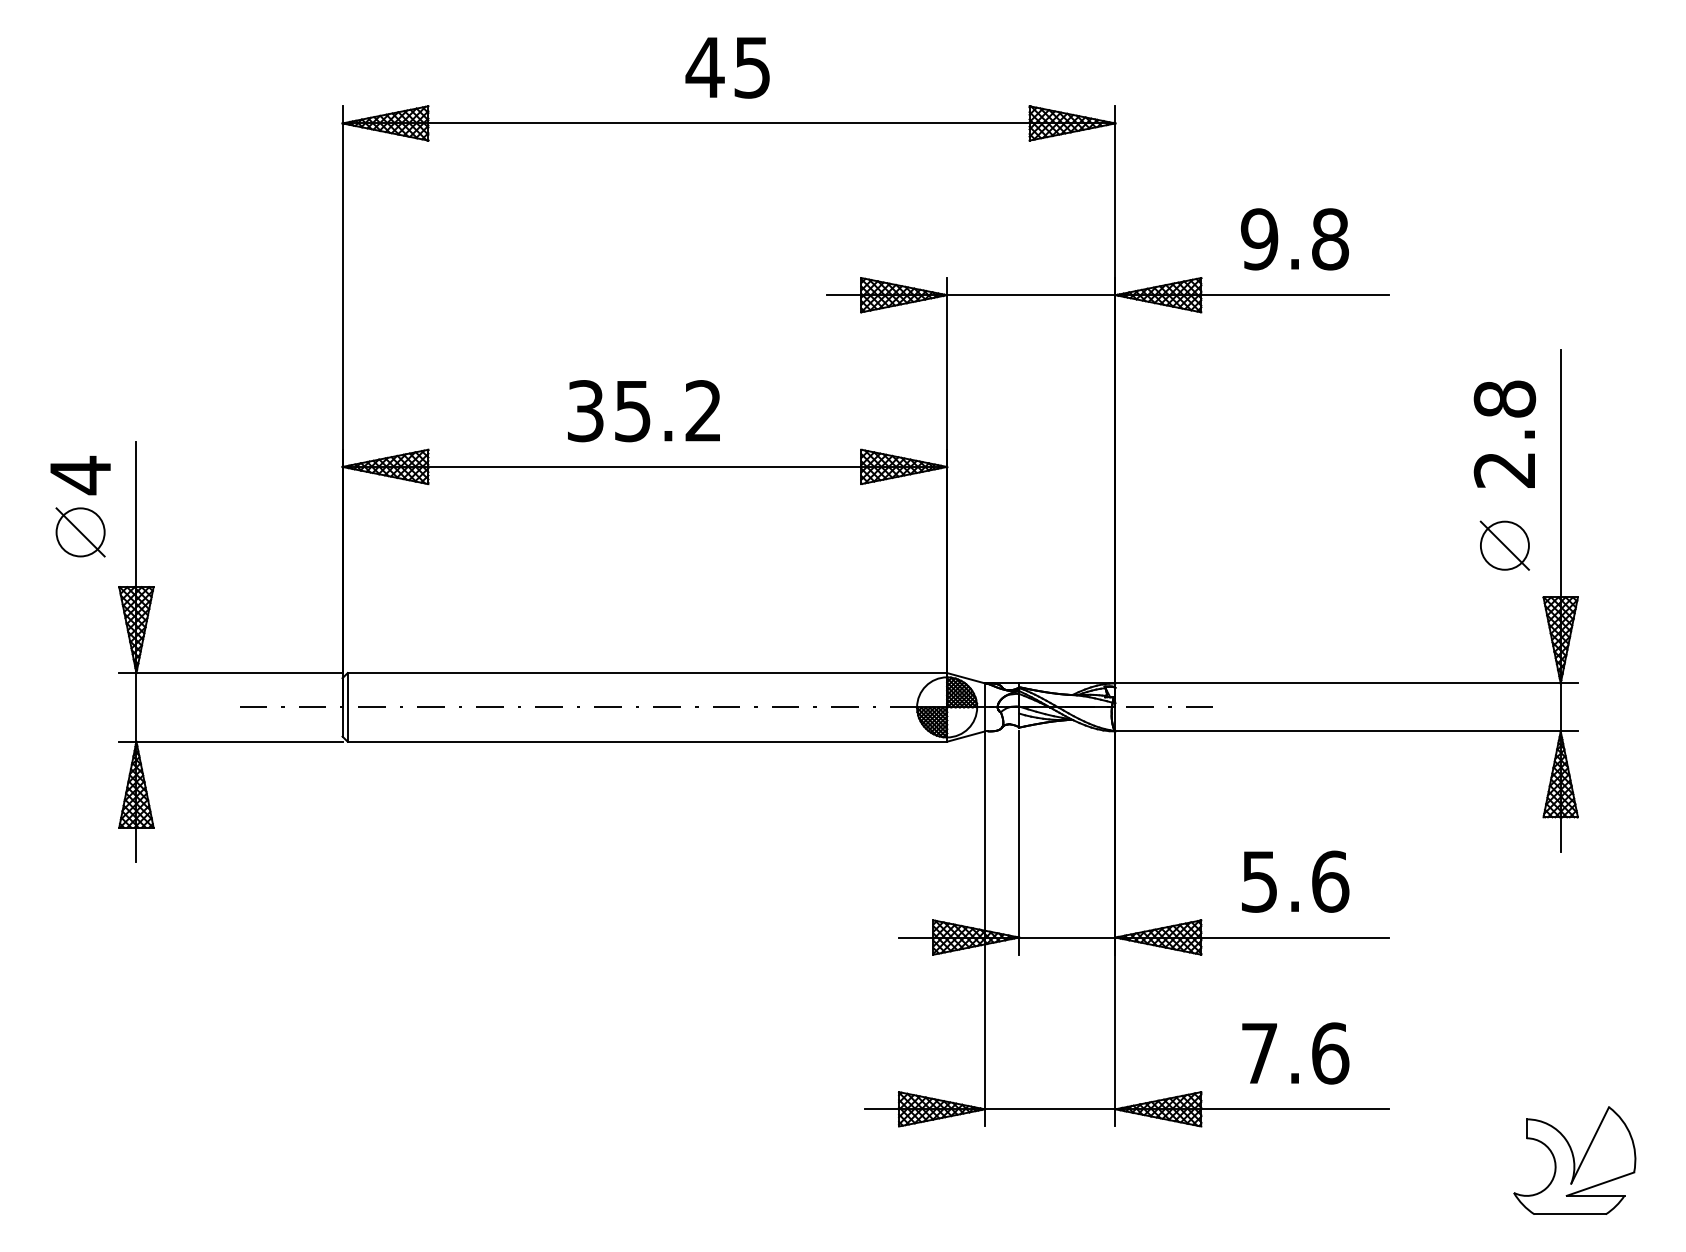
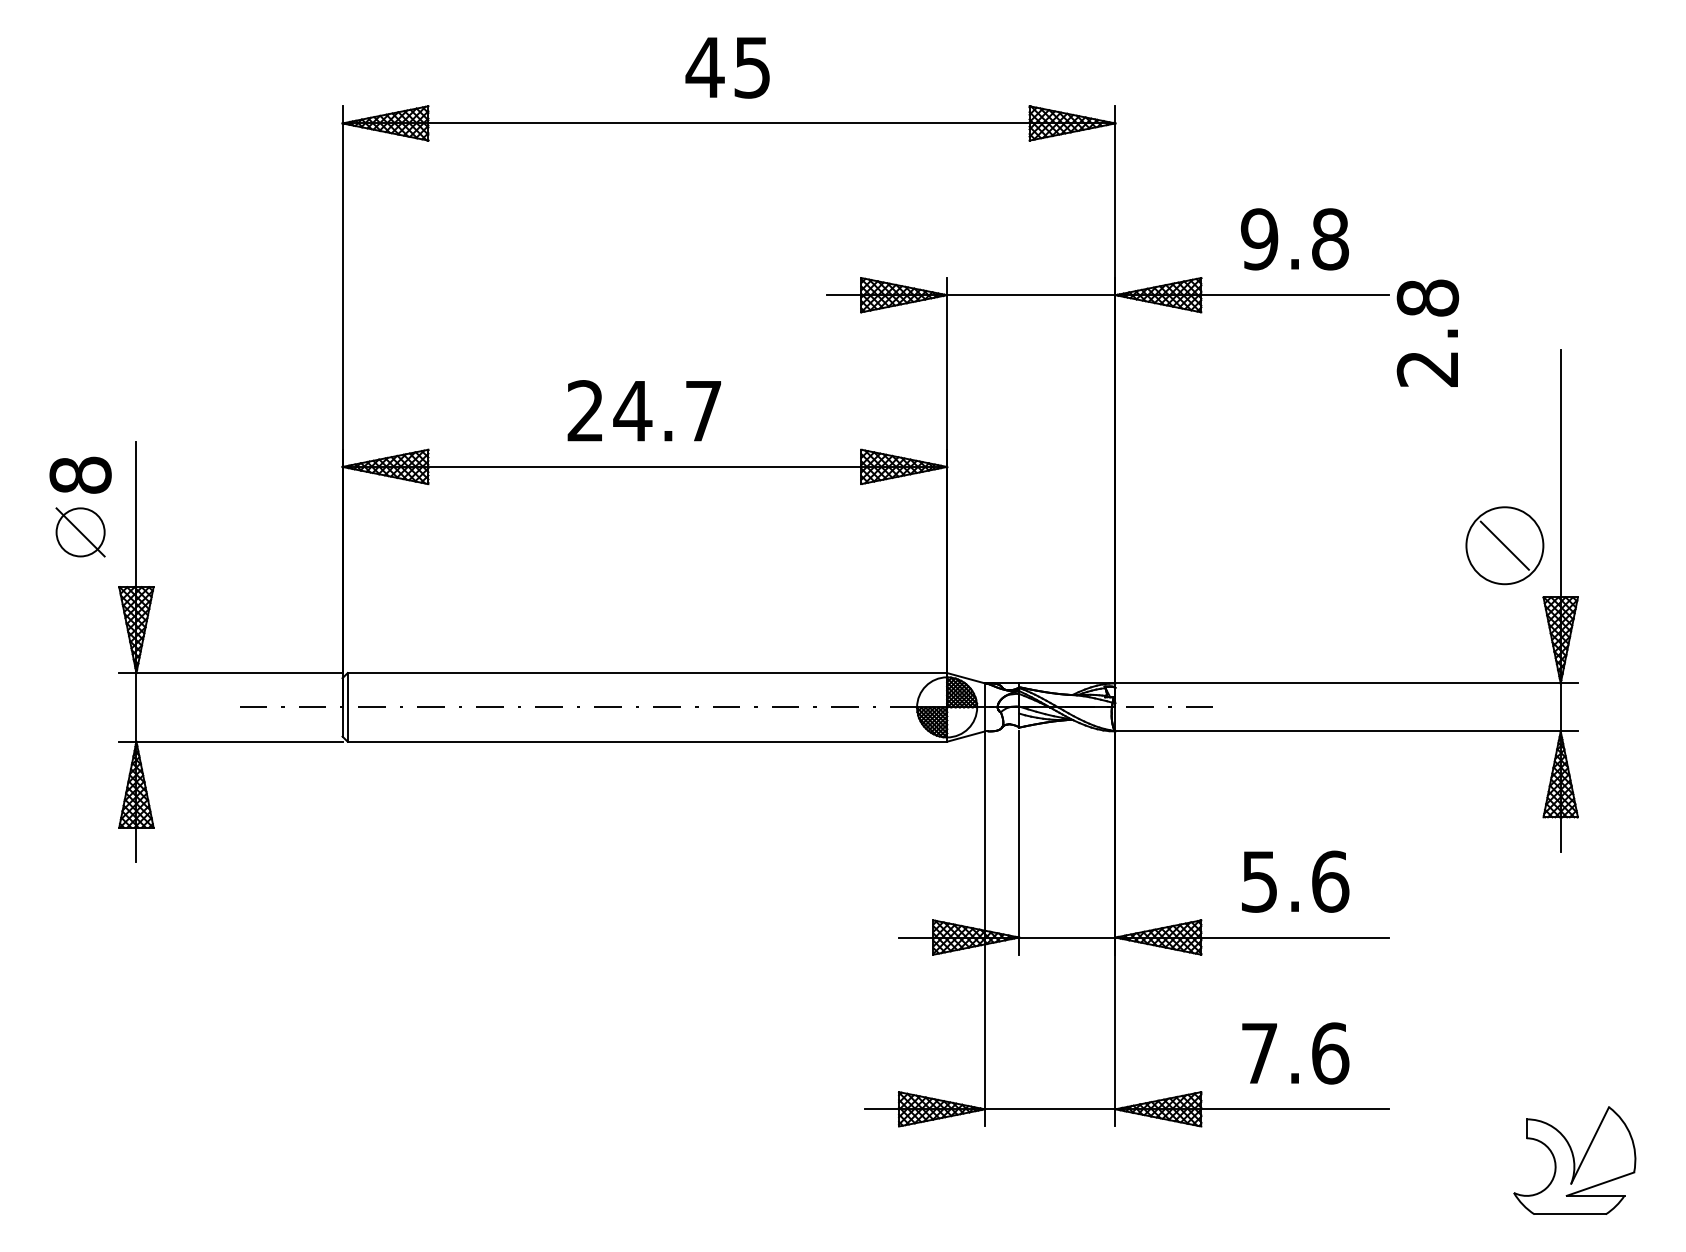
text: 35.2 -> 24.7 (644, 411)
text position: (1504, 433) -> (1427, 332) (1427, 332)
text: 4 -> 8 (80, 475)
circle diameter: 48 px -> 77 px (1504, 545)
